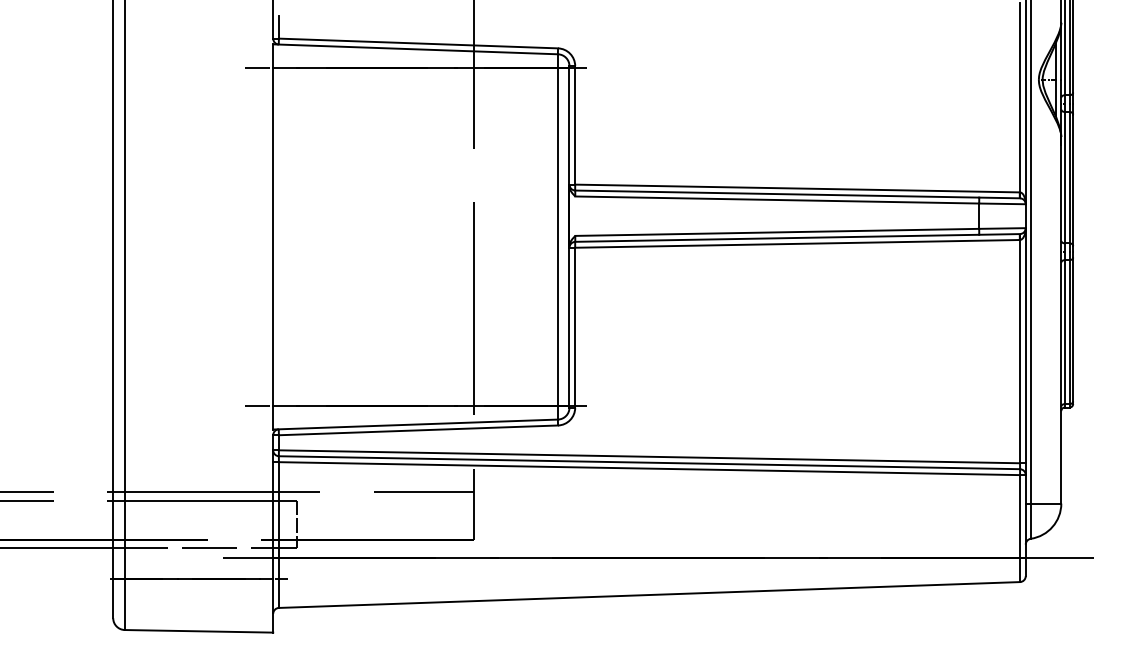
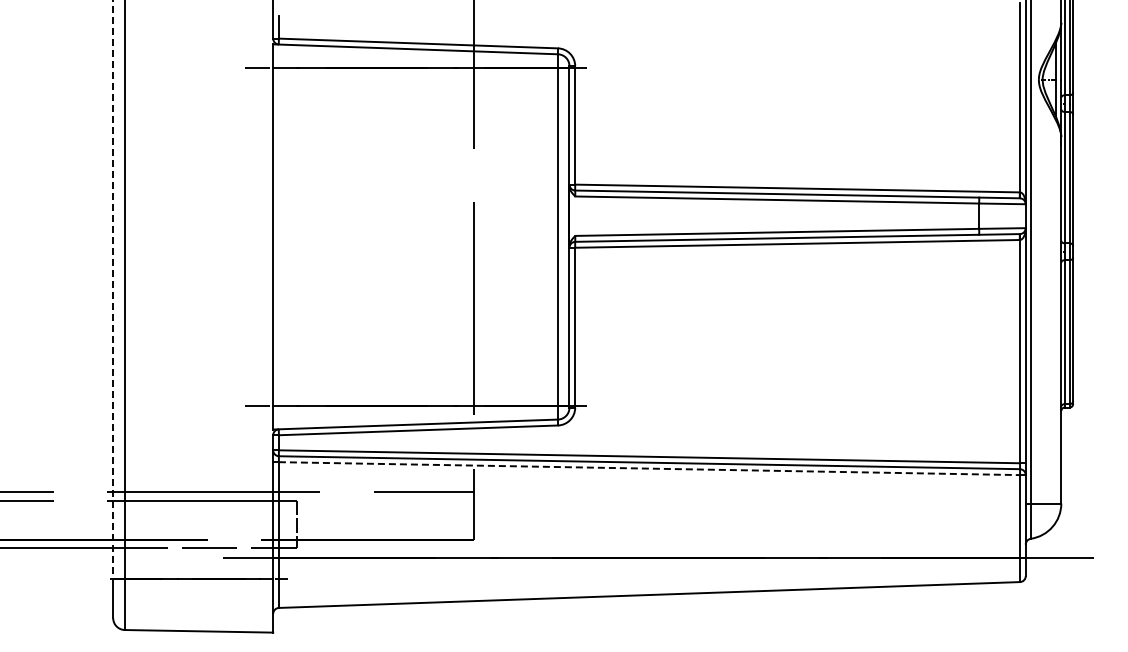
line: solid -> dashed (113, 289)
line: solid -> dashed (649, 468)
